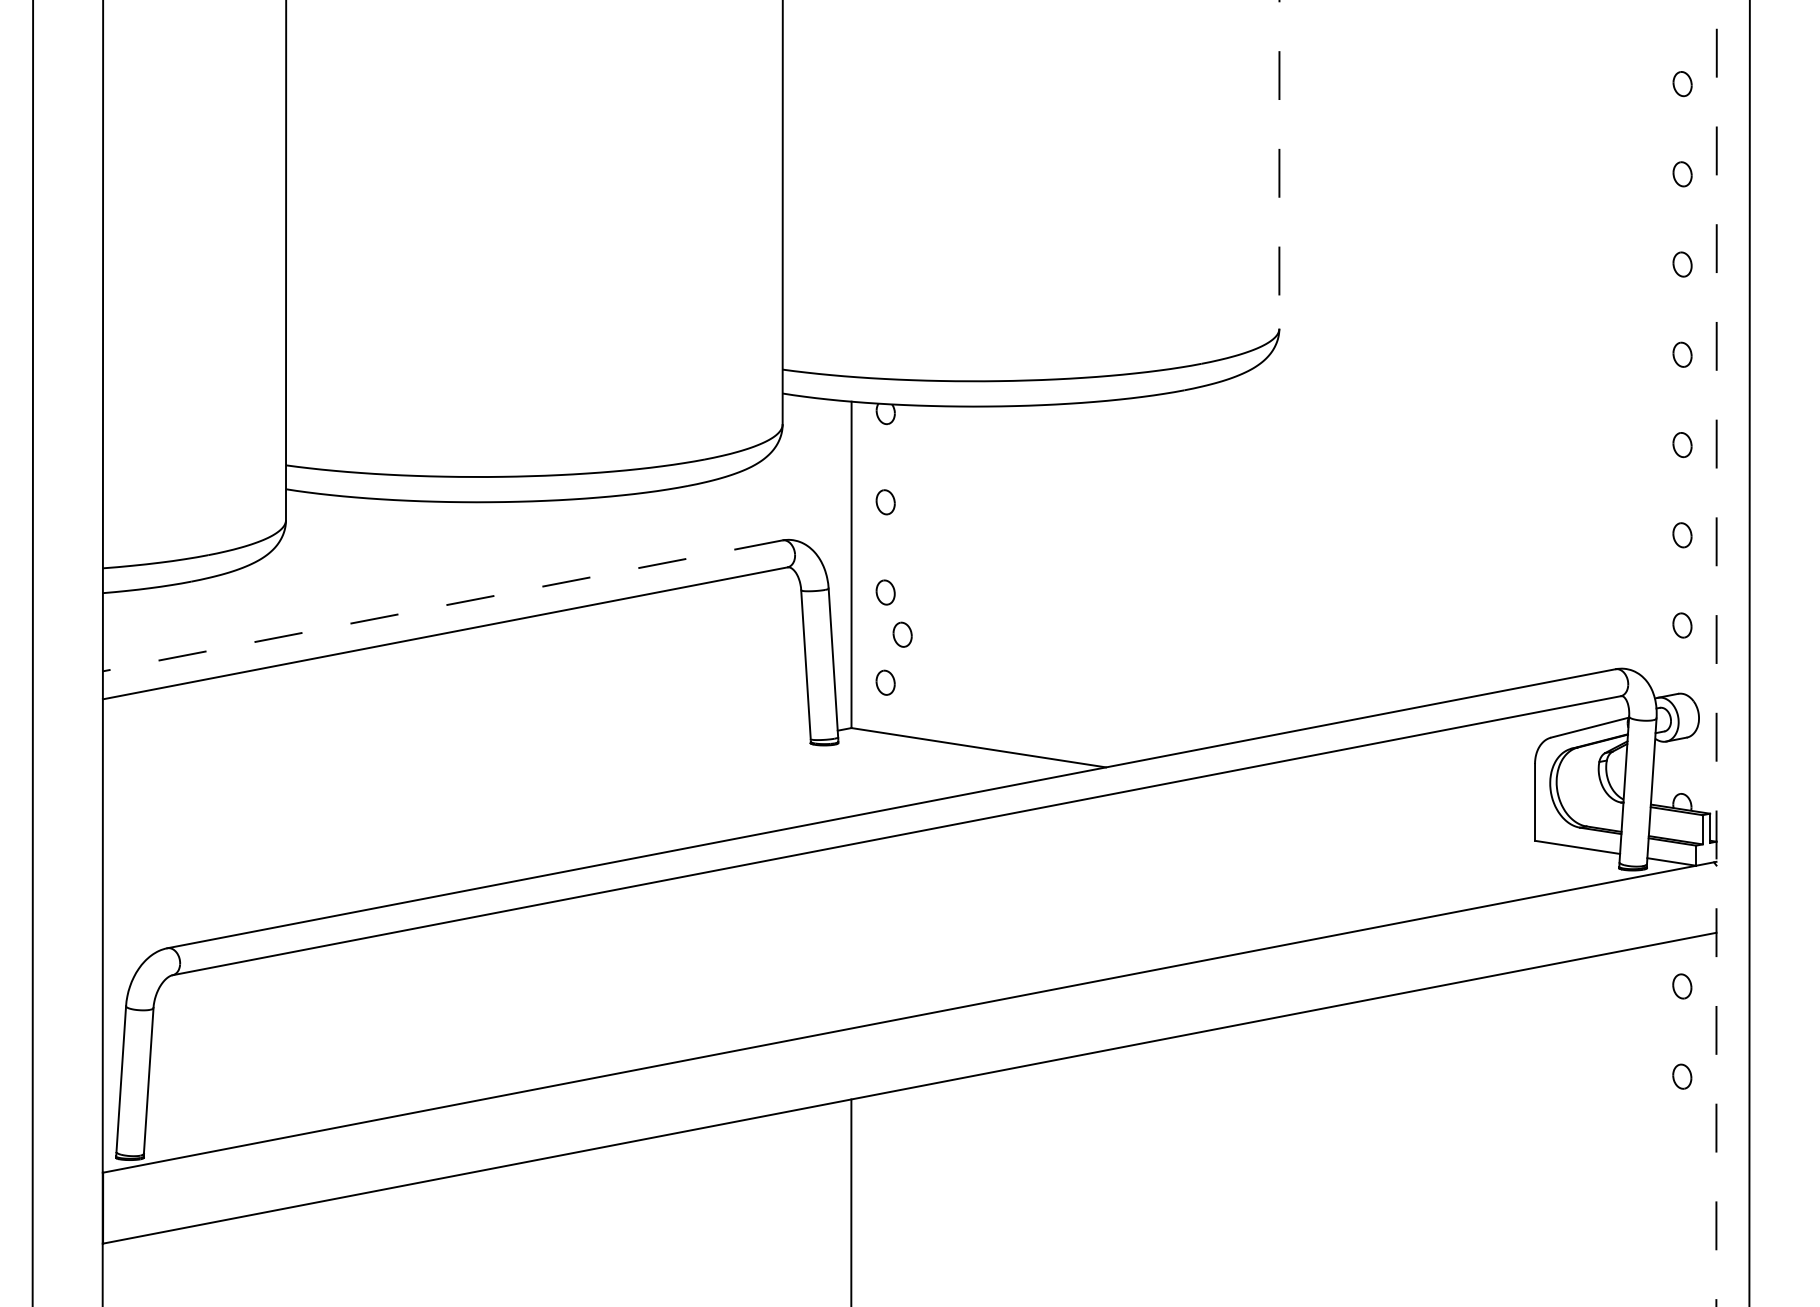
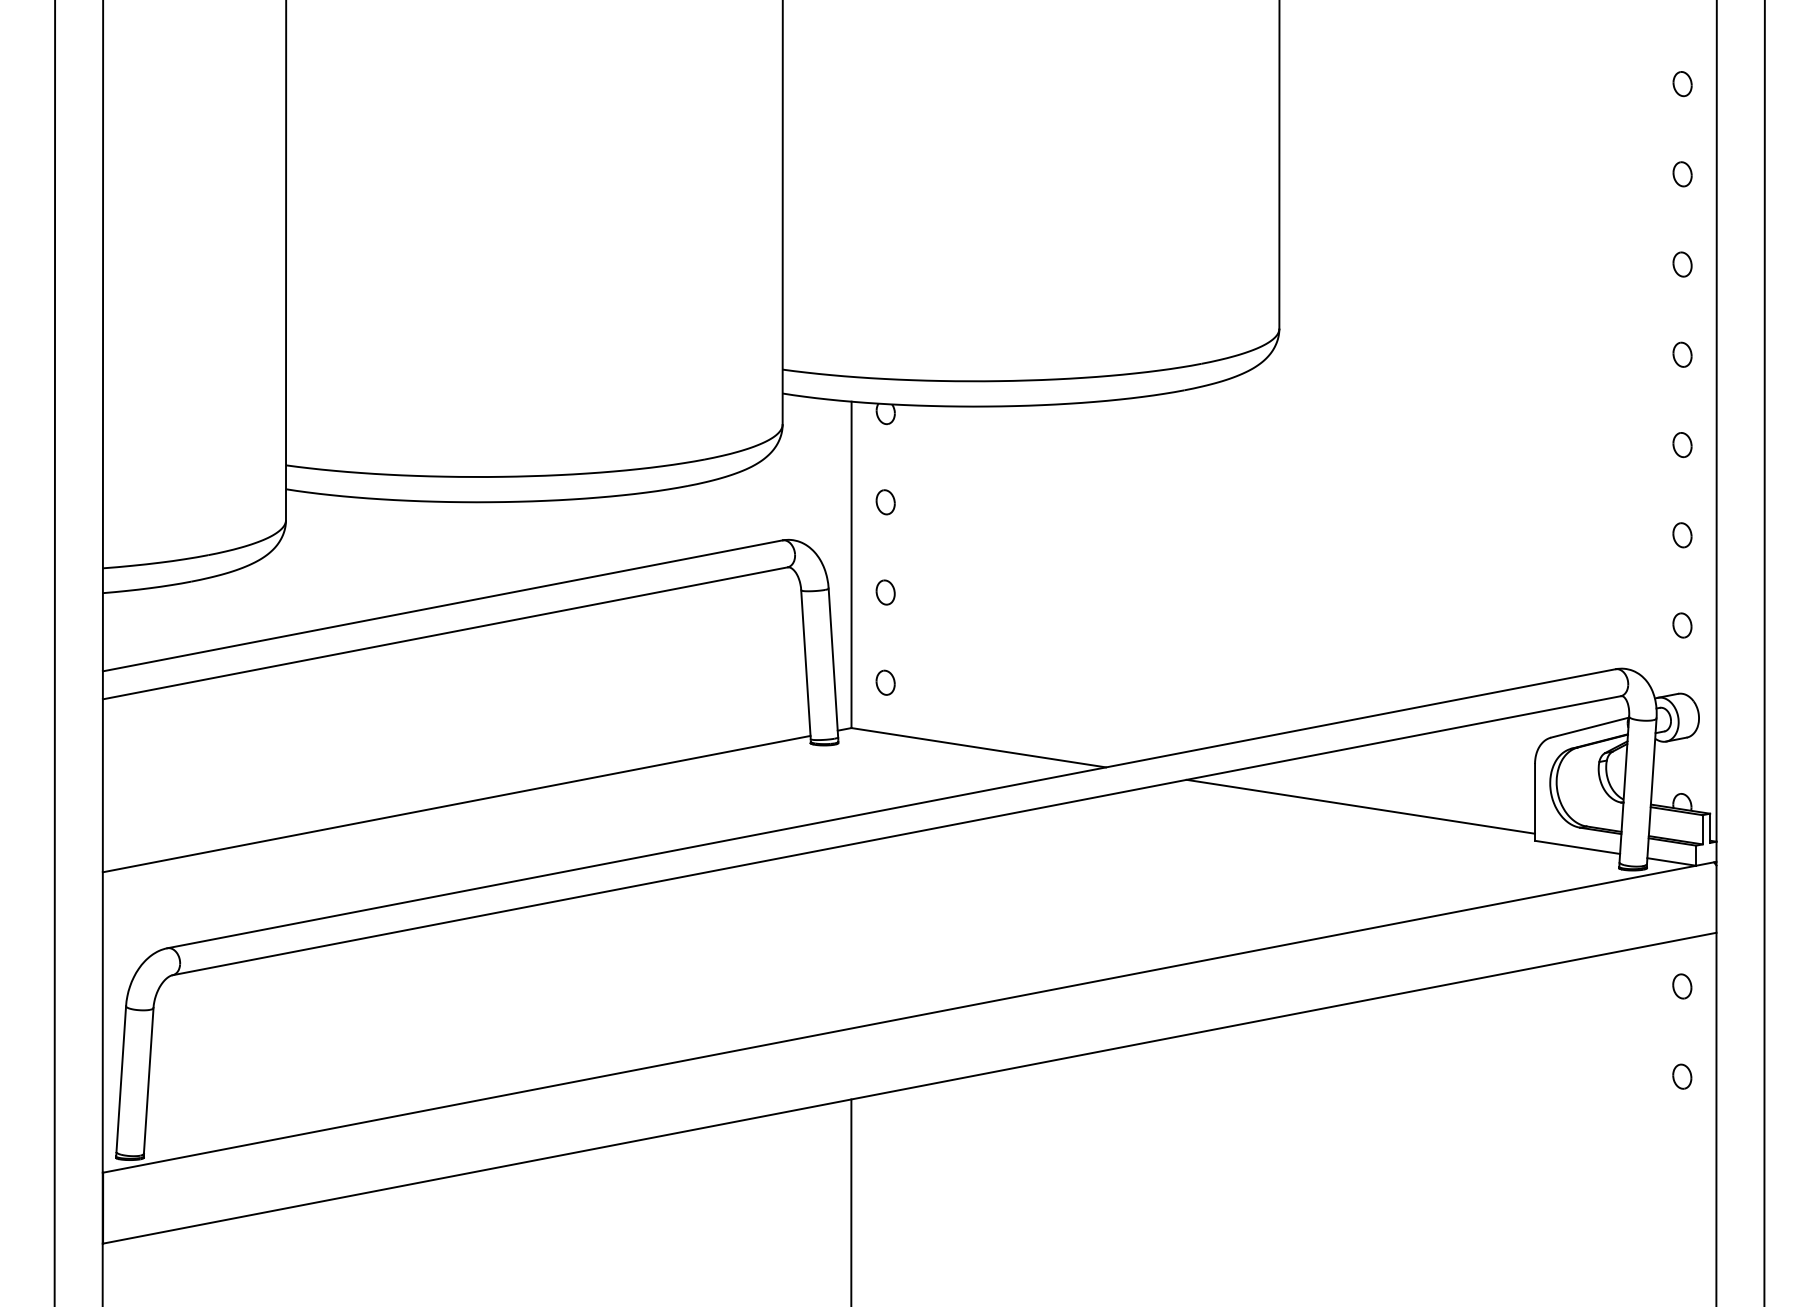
line: dashed -> solid (1279, 164)
line: dashed -> solid (442, 605)
part: present -> none (902, 634)
line position: (32, 652) -> (54, 652) (54, 652)
line position: (1749, 652) -> (1764, 652) (1764, 652)
line: dashed -> solid (1716, 653)
line: none -> present (456, 803)
line: none -> present (1360, 806)
